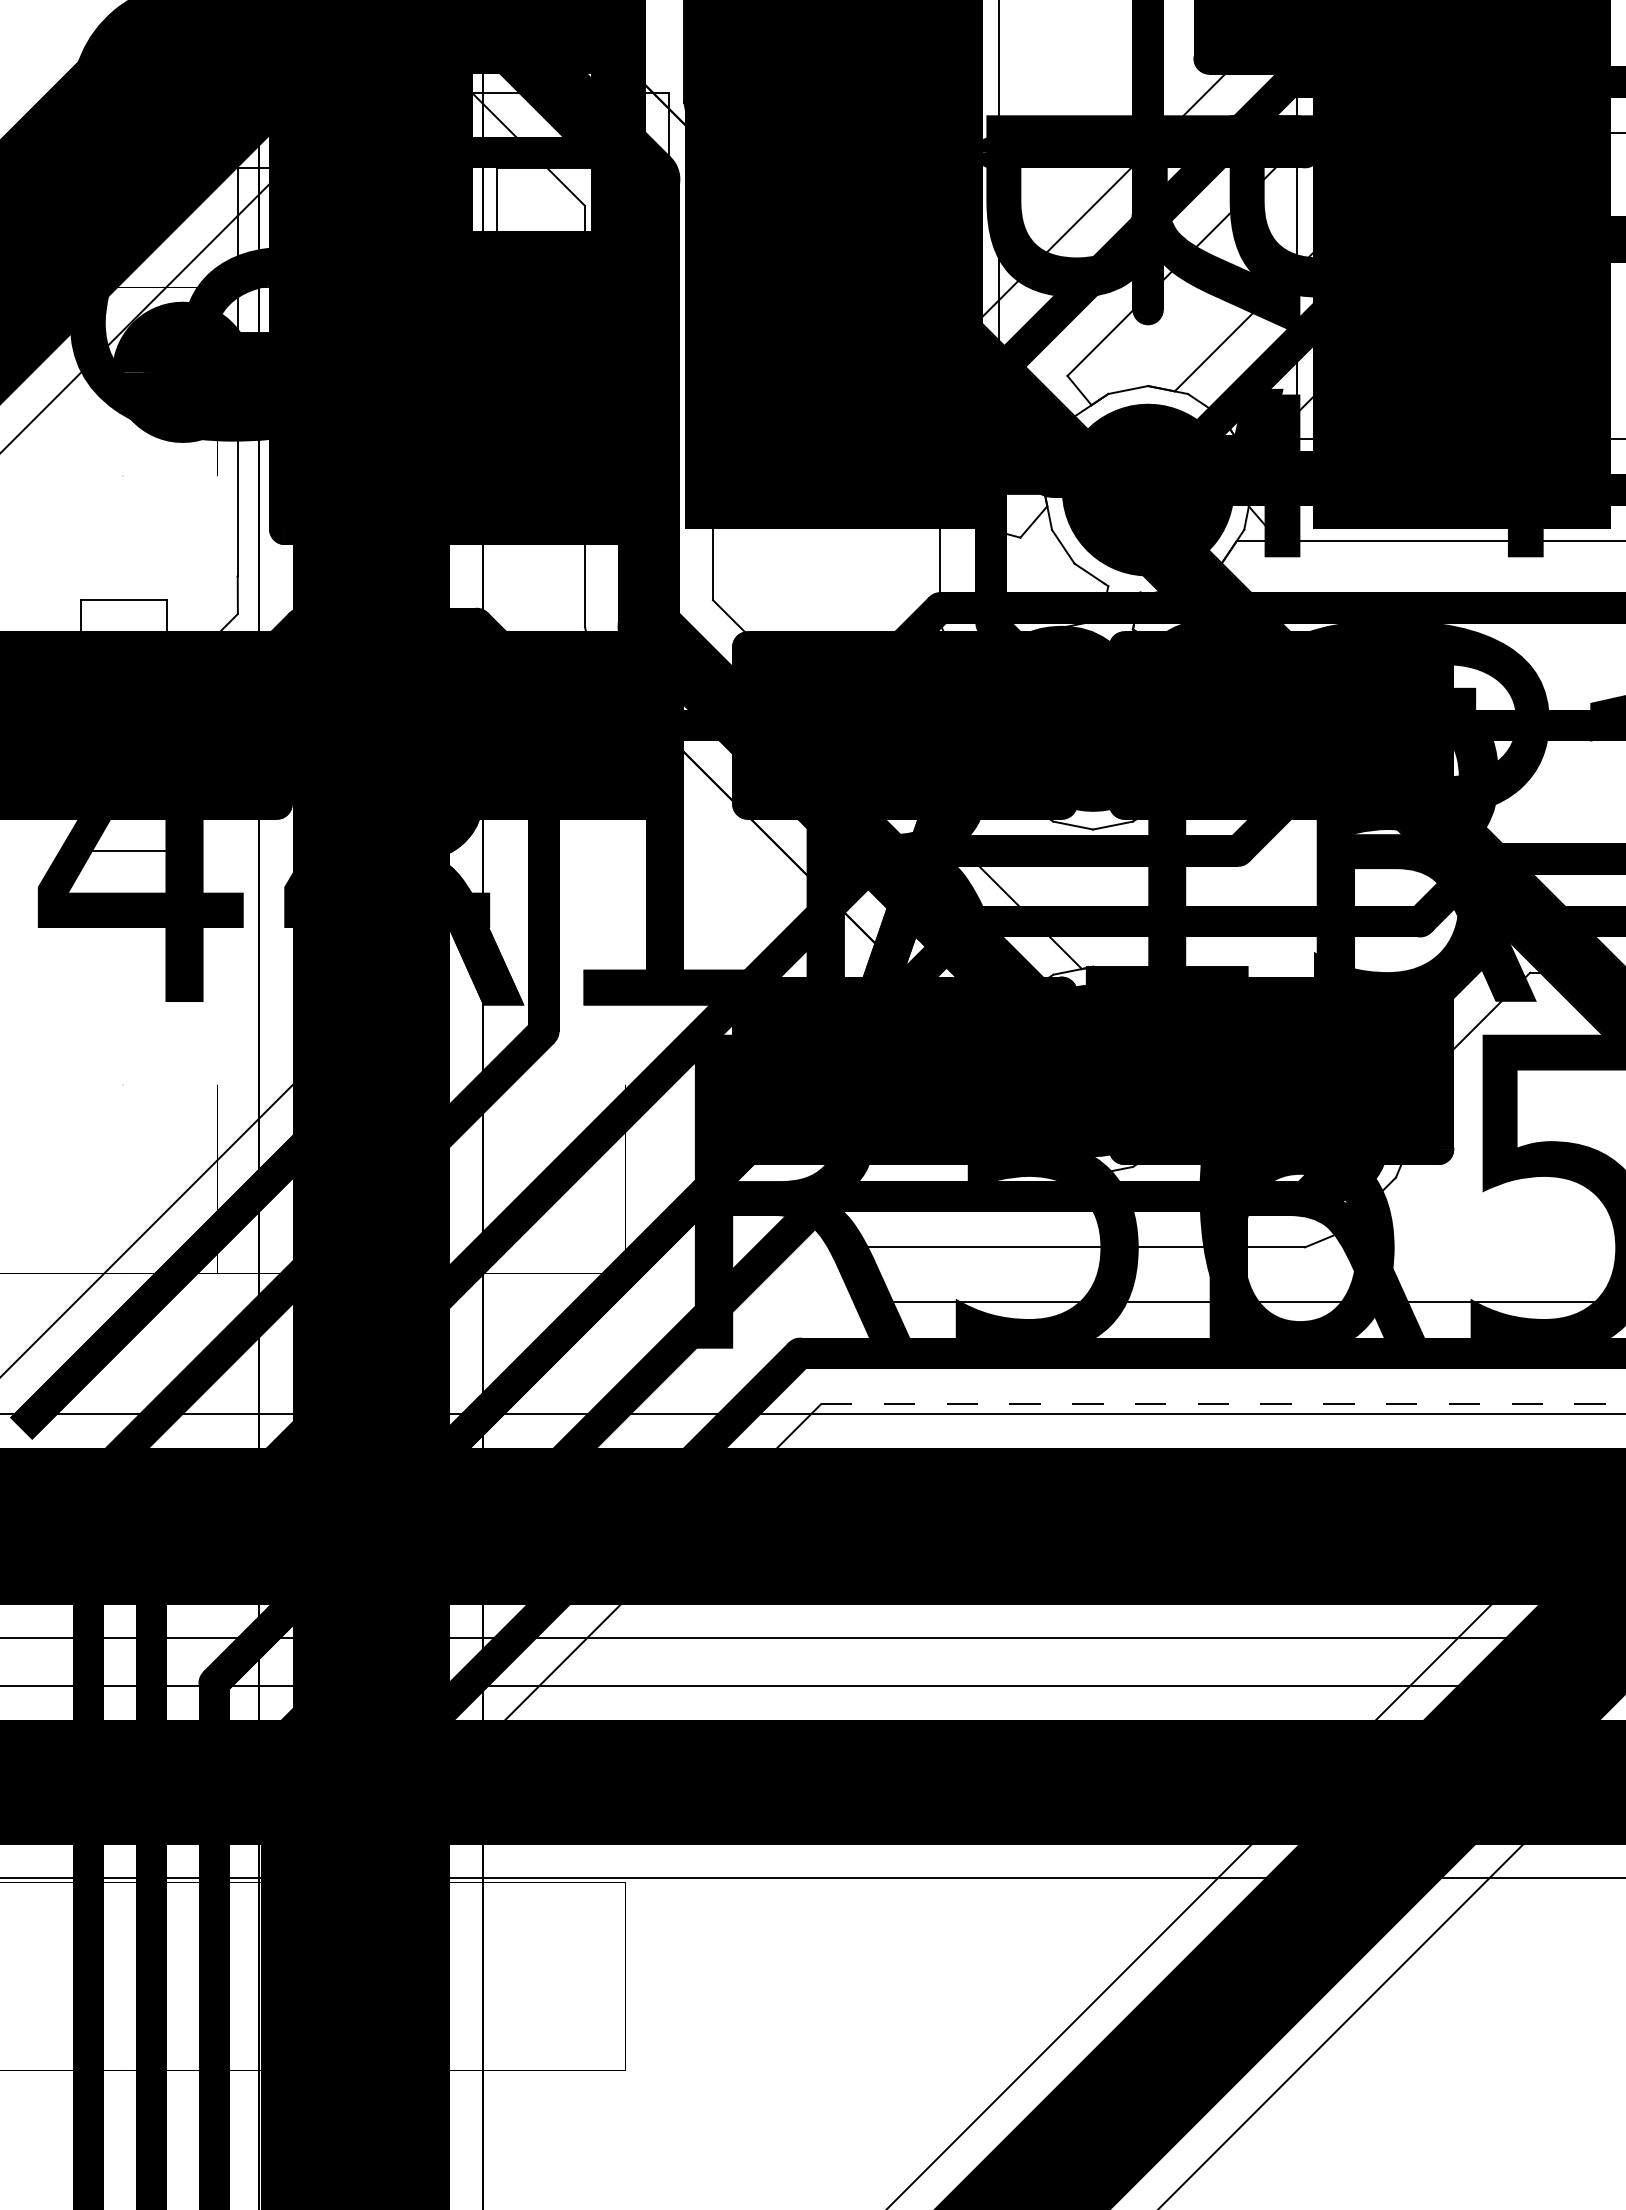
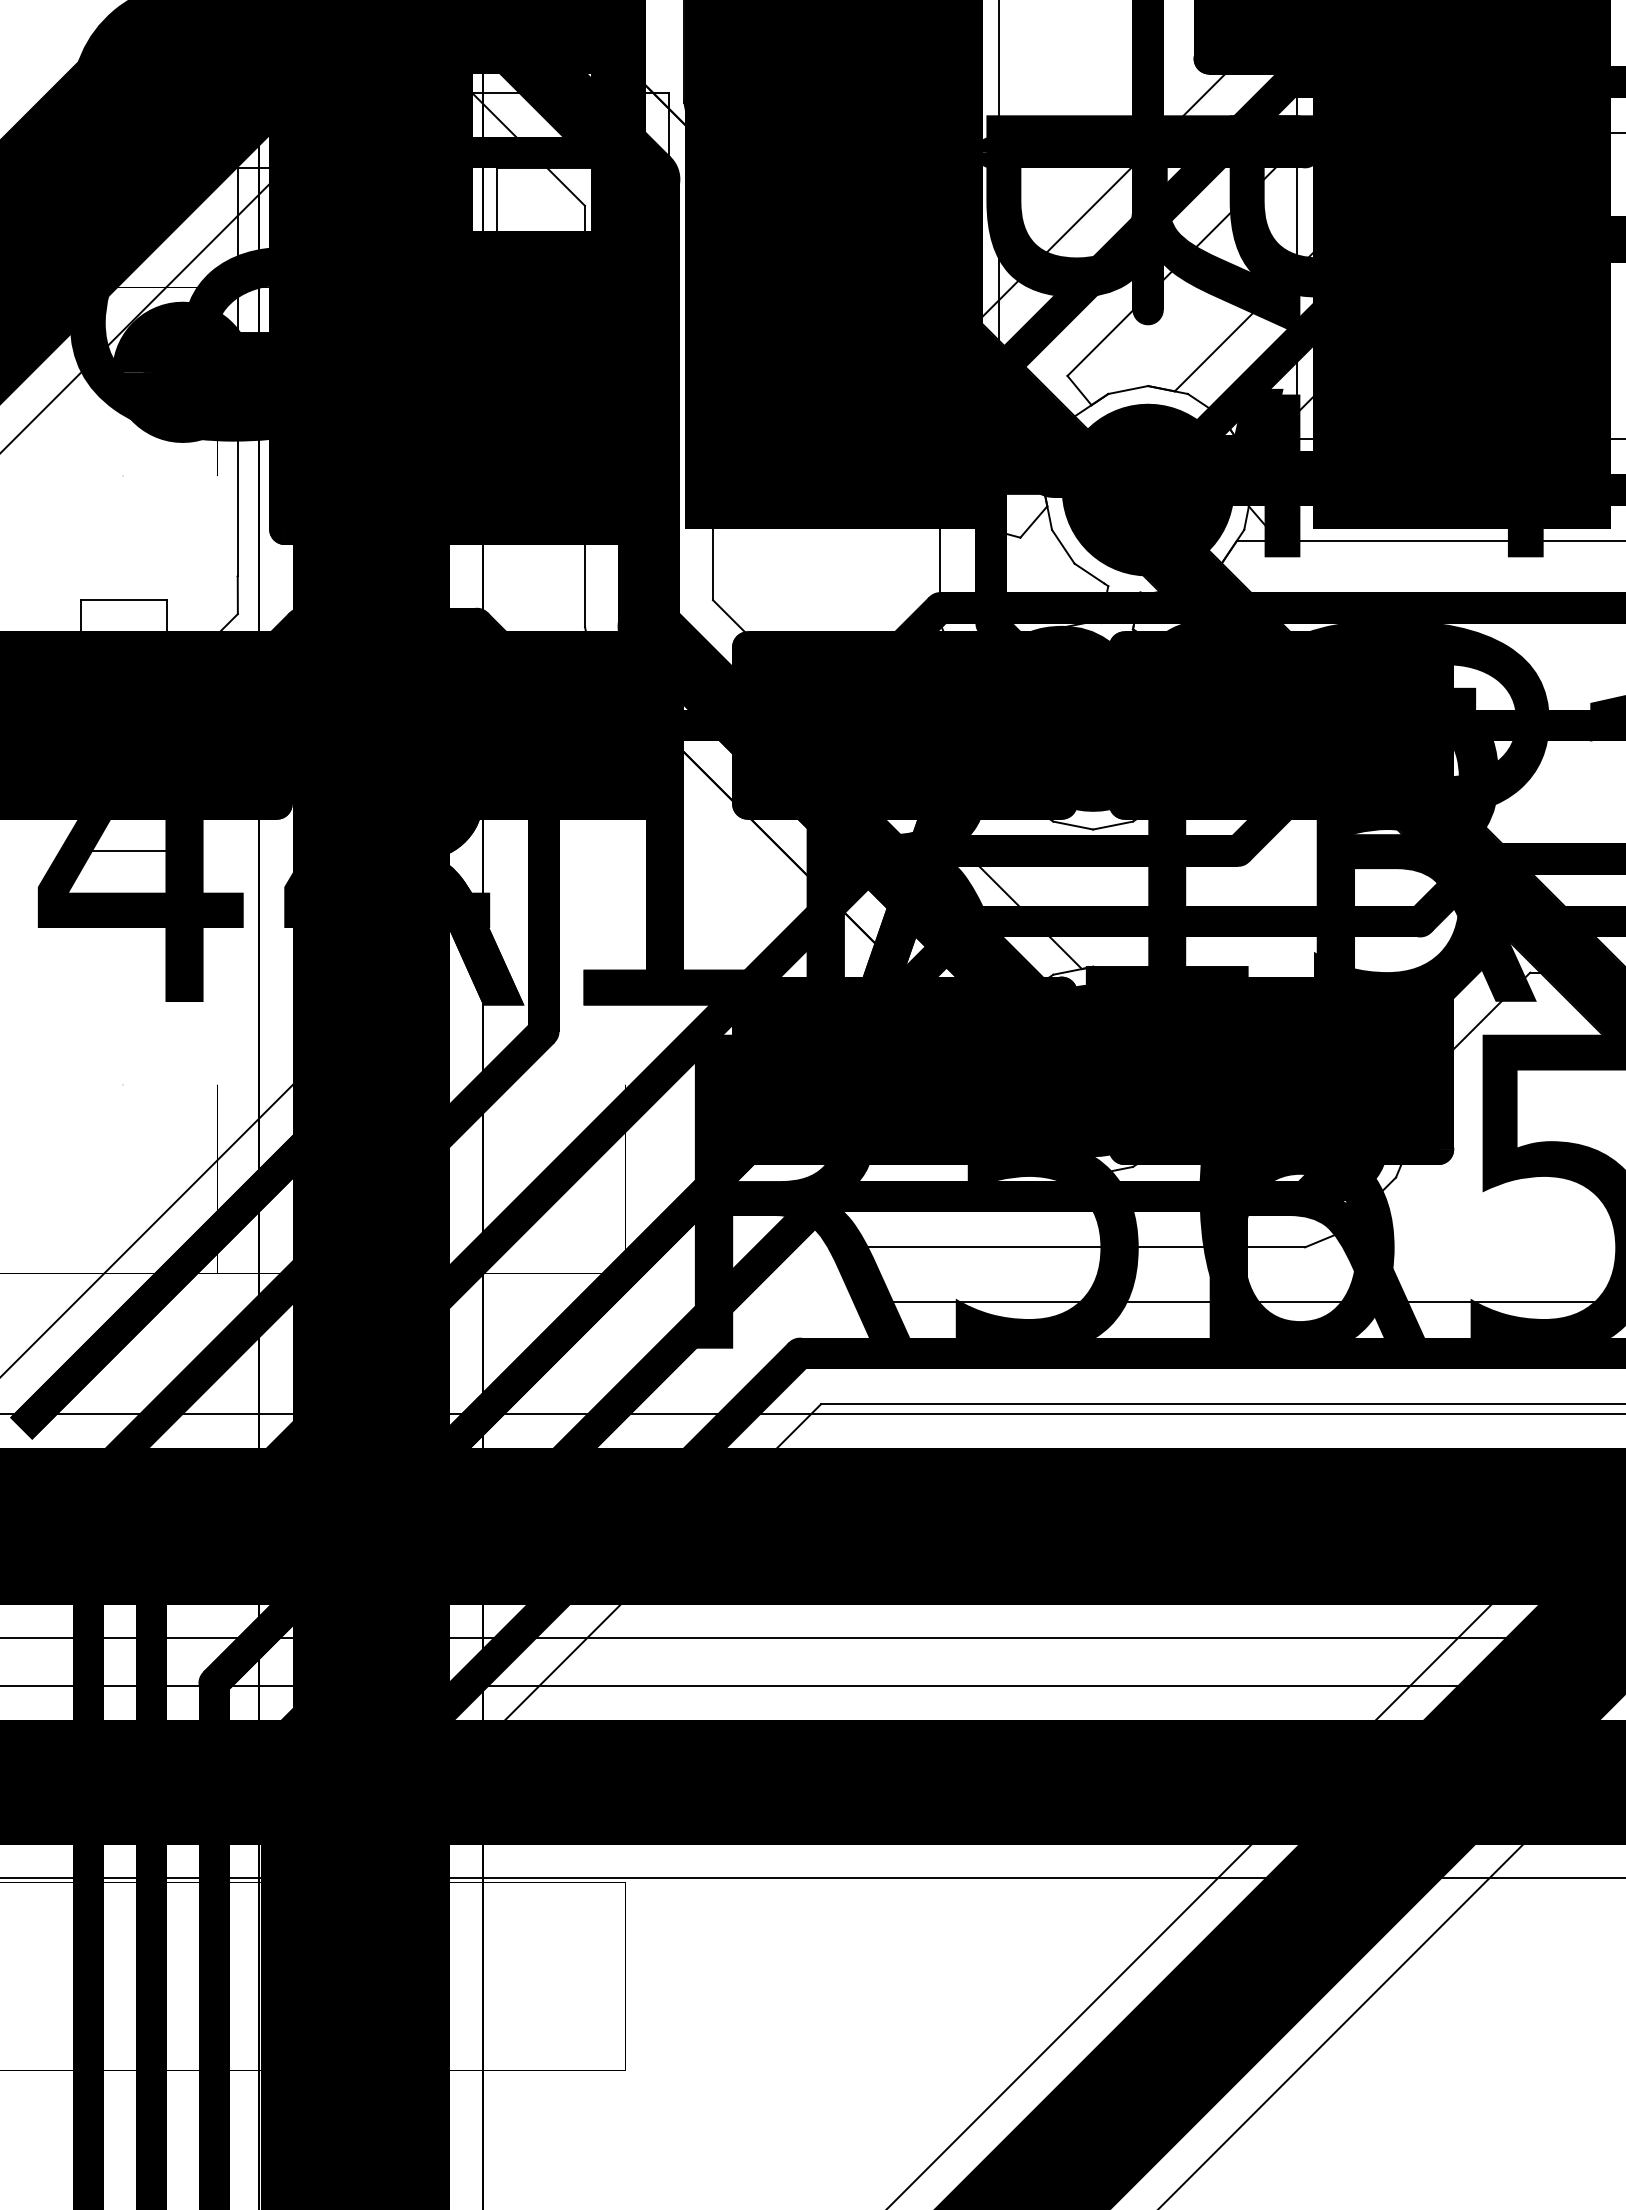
line: dashed -> solid (1223, 1404)
